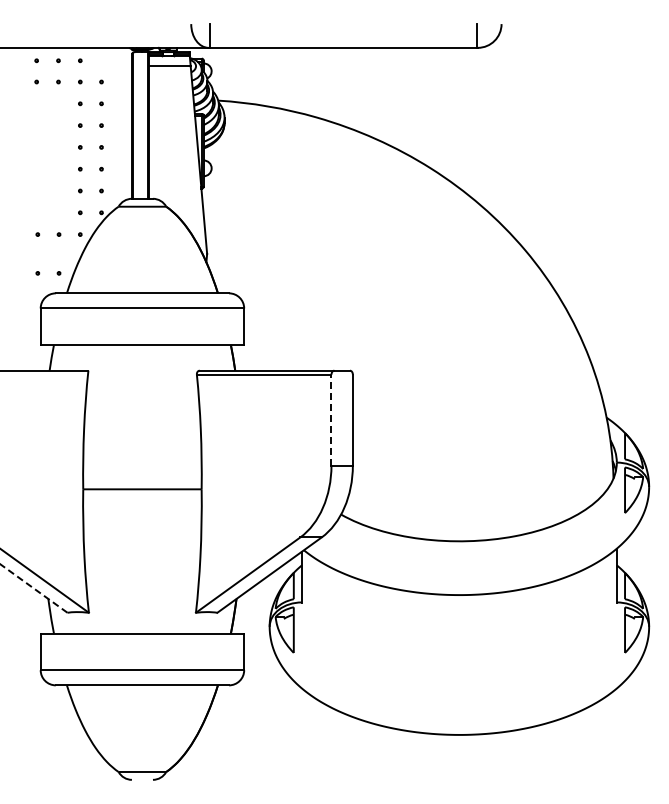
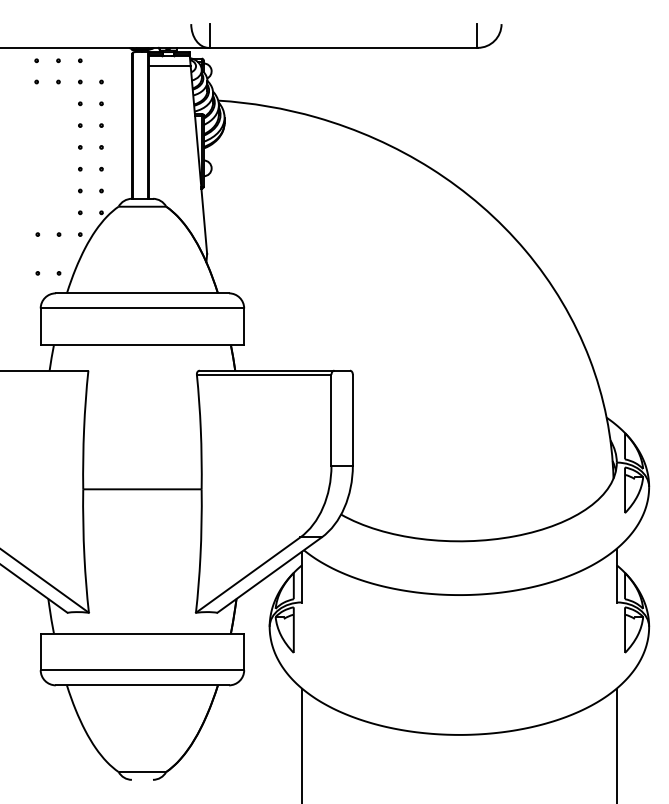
line: dashed -> solid (331, 419)
line: dashed -> solid (33, 588)
line: none -> present (301, 744)
line: none -> present (616, 744)
